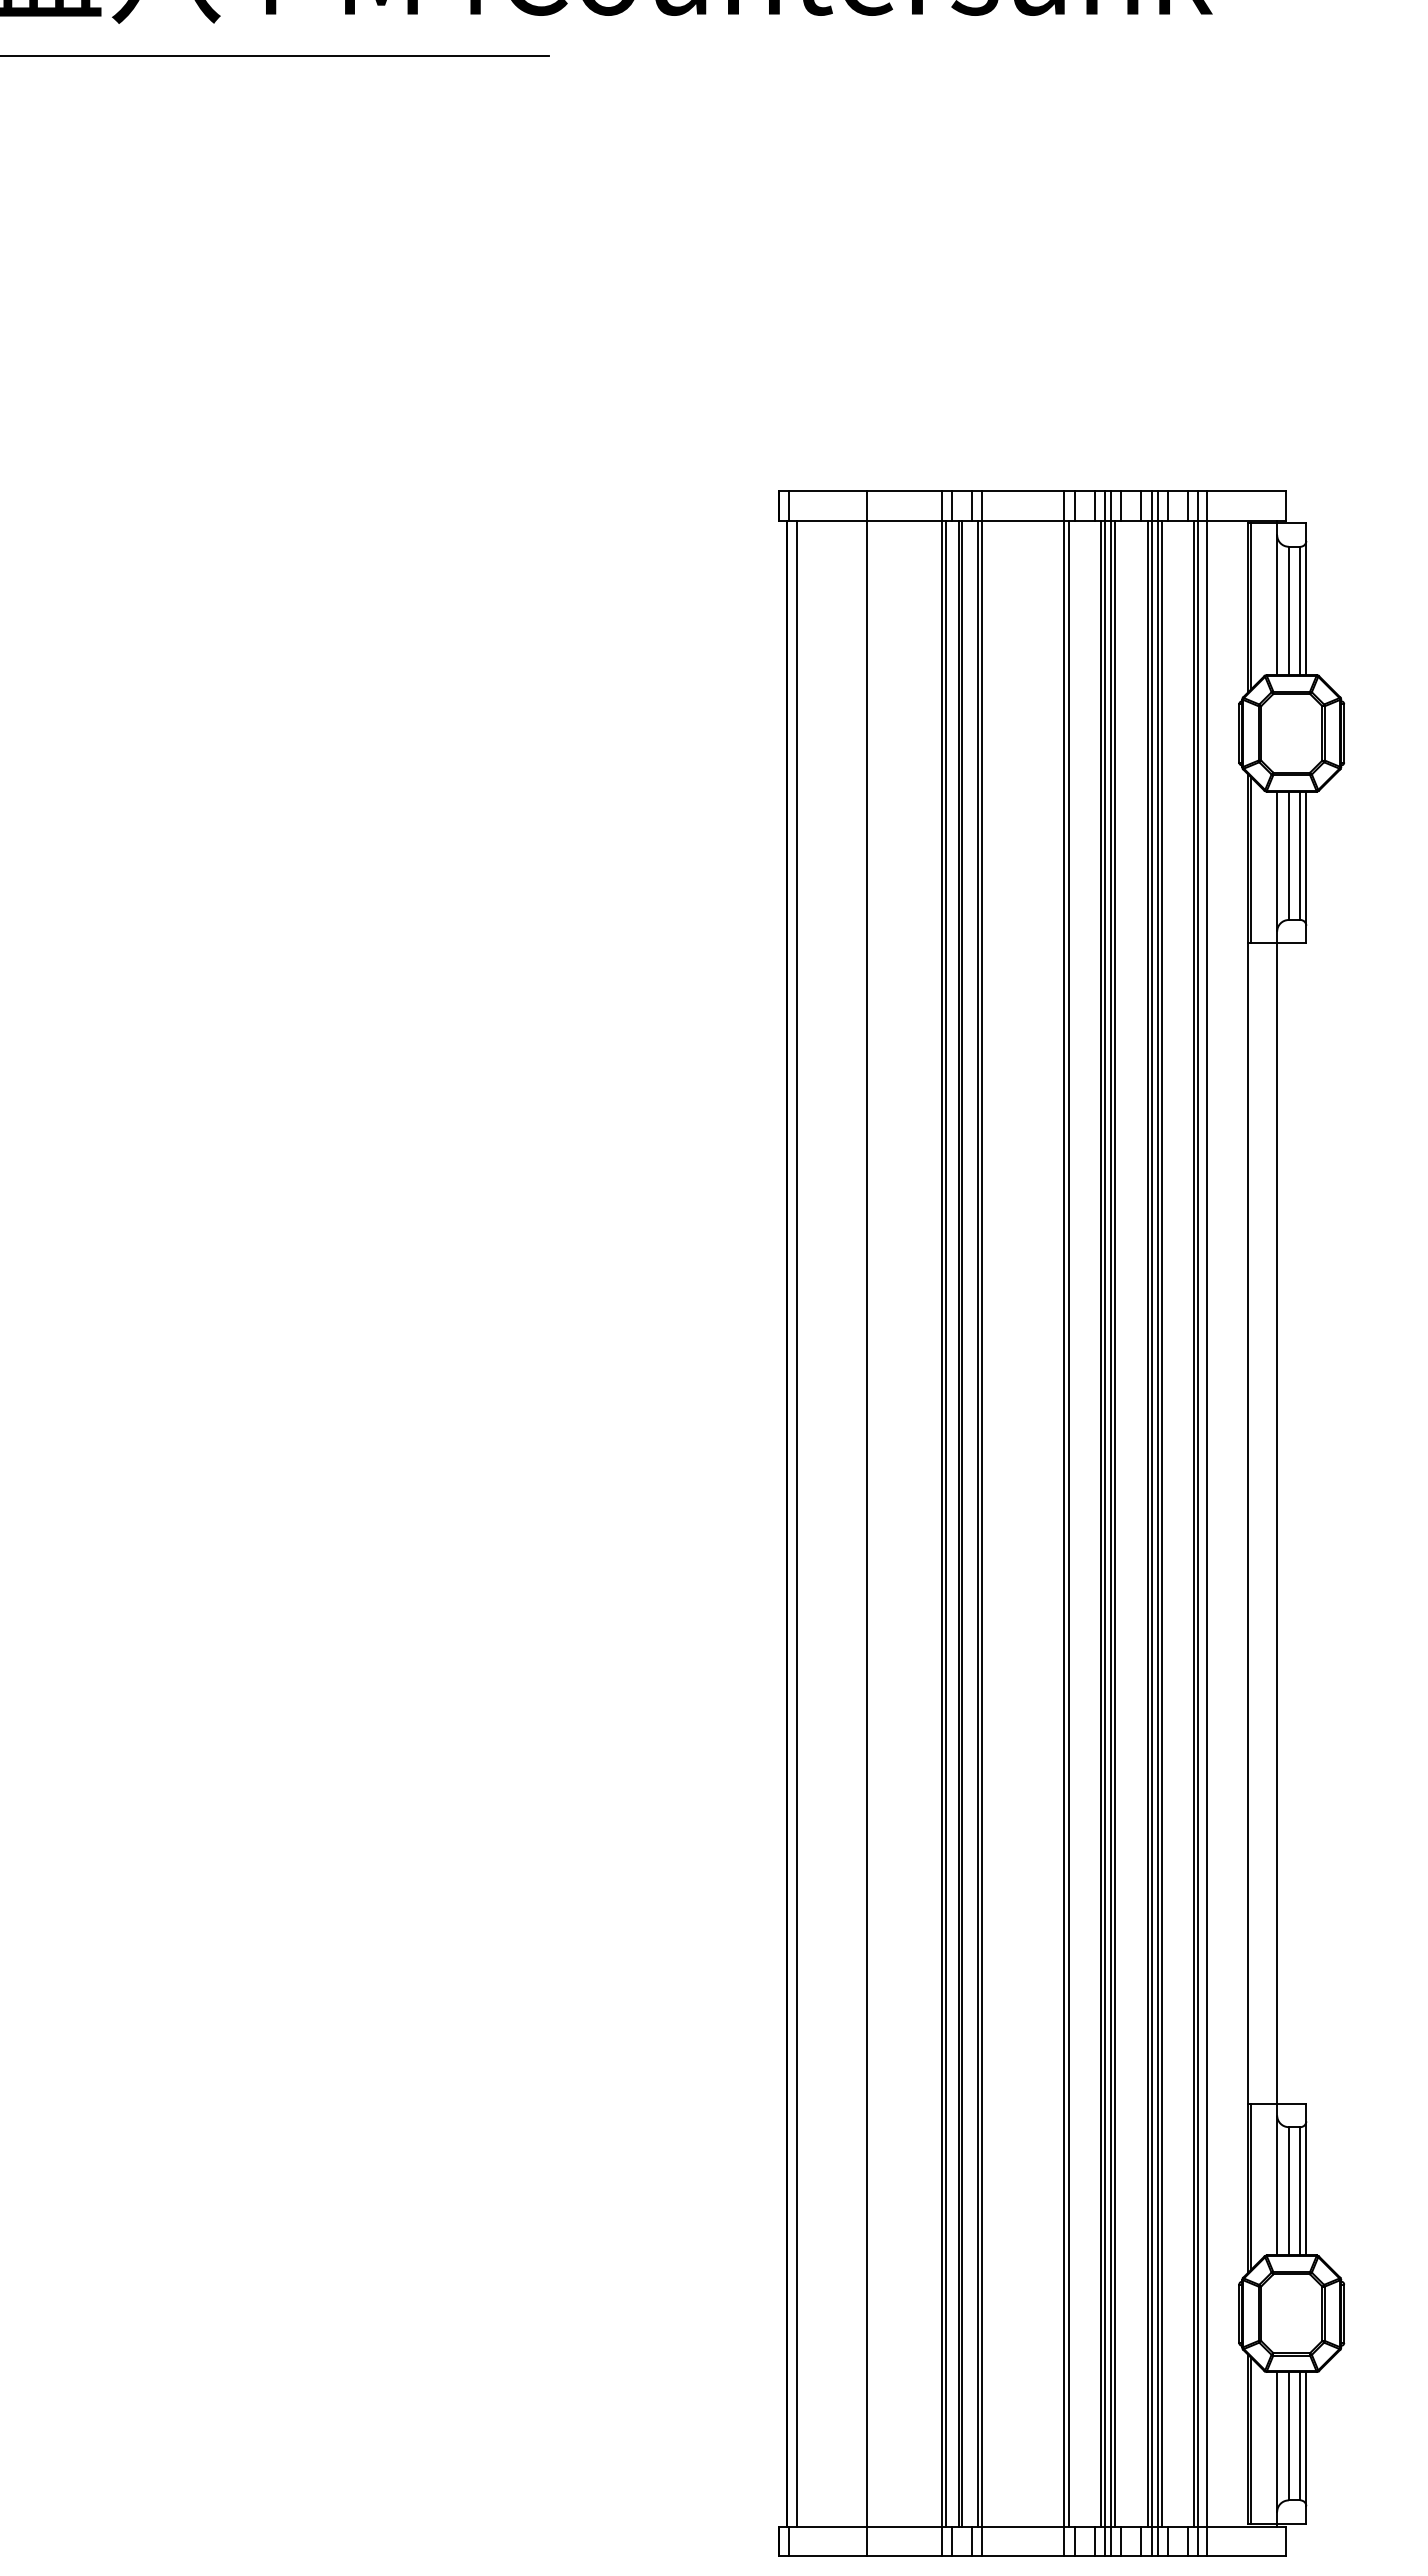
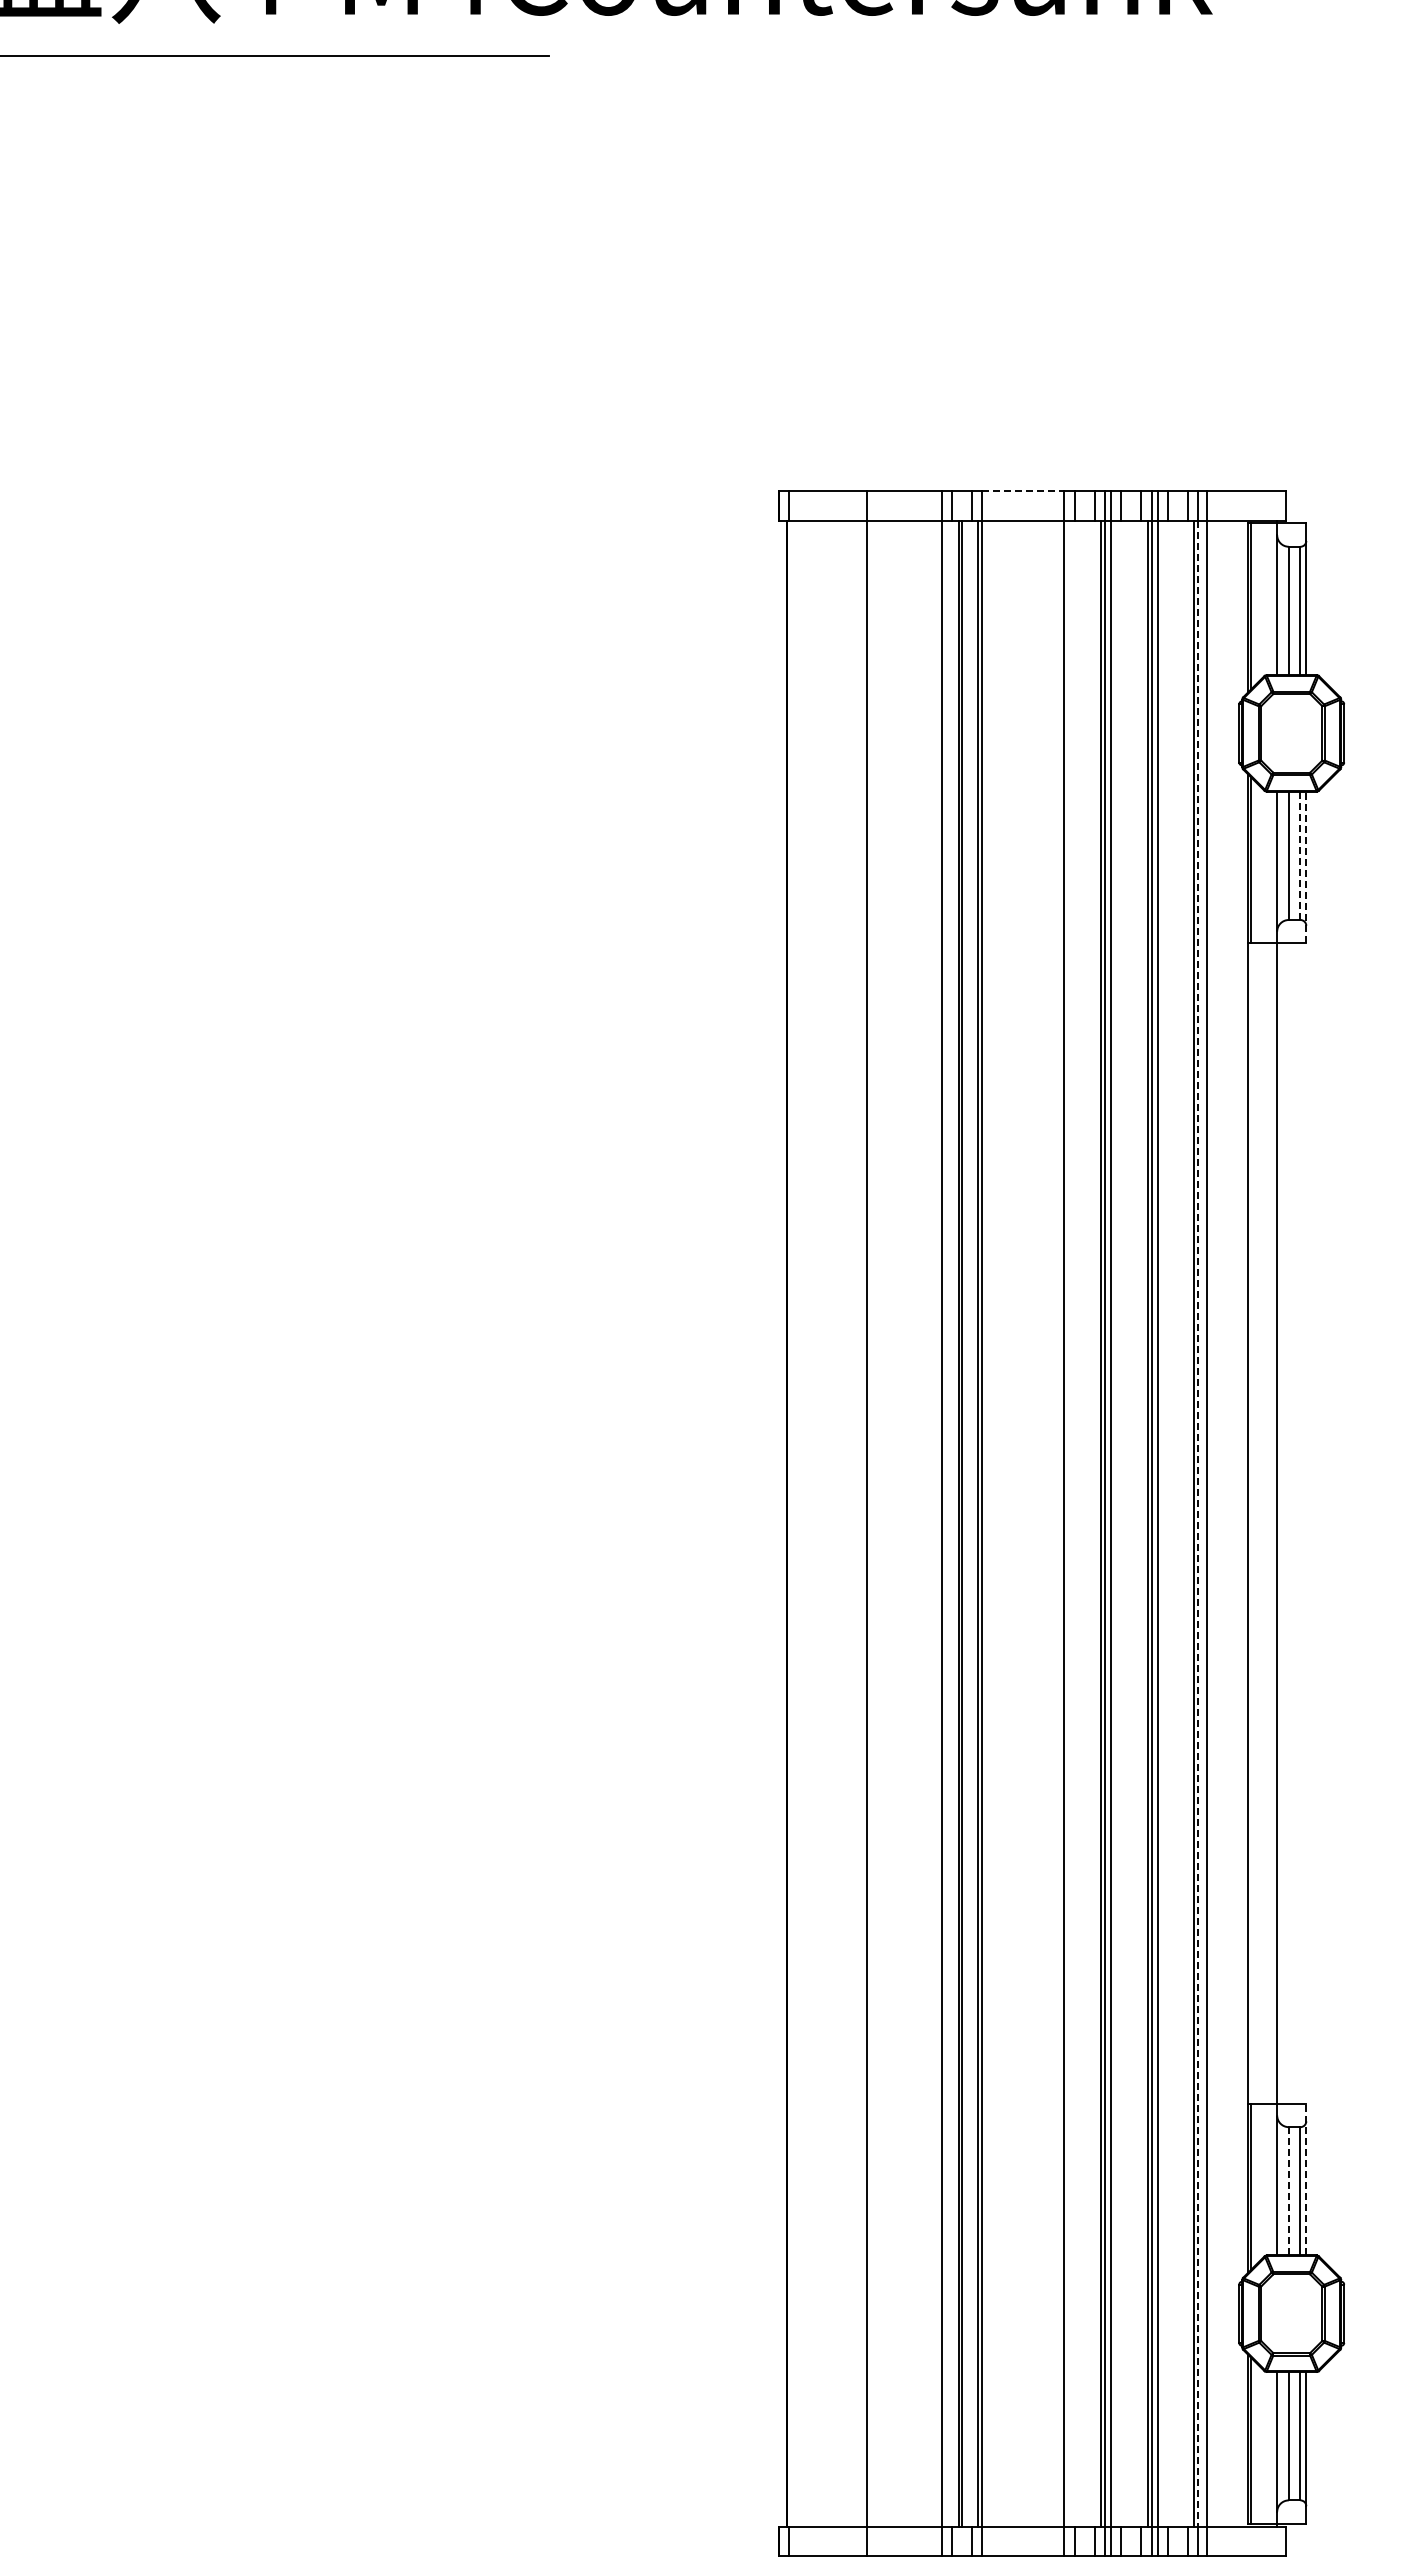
line: solid -> dashed (1023, 491)
line: solid -> dashed (1300, 855)
line: solid -> dashed (1306, 867)
line: present -> none (797, 1523)
line: present -> none (946, 1523)
line: present -> none (1068, 1523)
line: present -> none (1115, 1523)
line: present -> none (1161, 1523)
line: solid -> dashed (1198, 1524)
line: solid -> dashed (1306, 2179)
line: solid -> dashed (1288, 2190)
